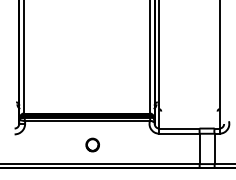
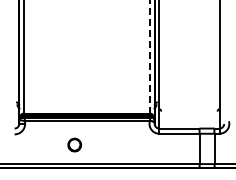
line: solid -> dashed (150, 56)
part position: (92, 144) -> (74, 144) (74, 144)
